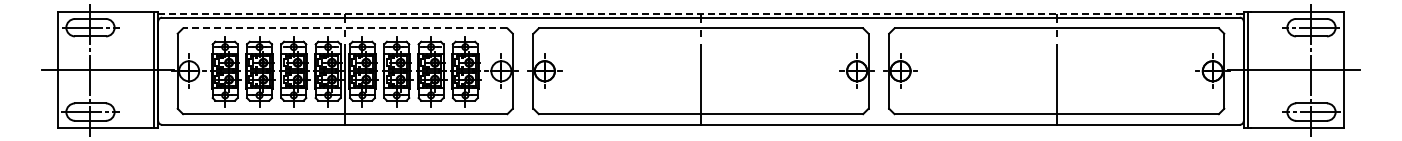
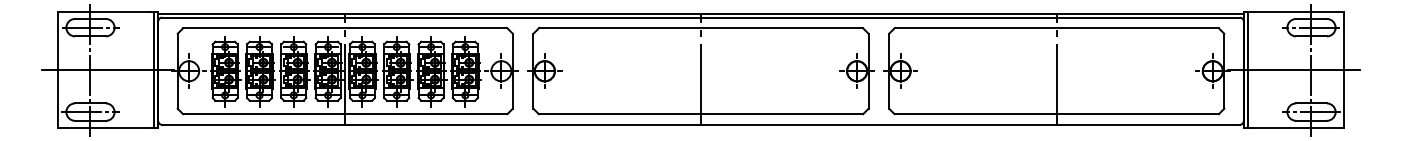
line: dashed -> solid (700, 13)
line: dashed -> solid (344, 28)
